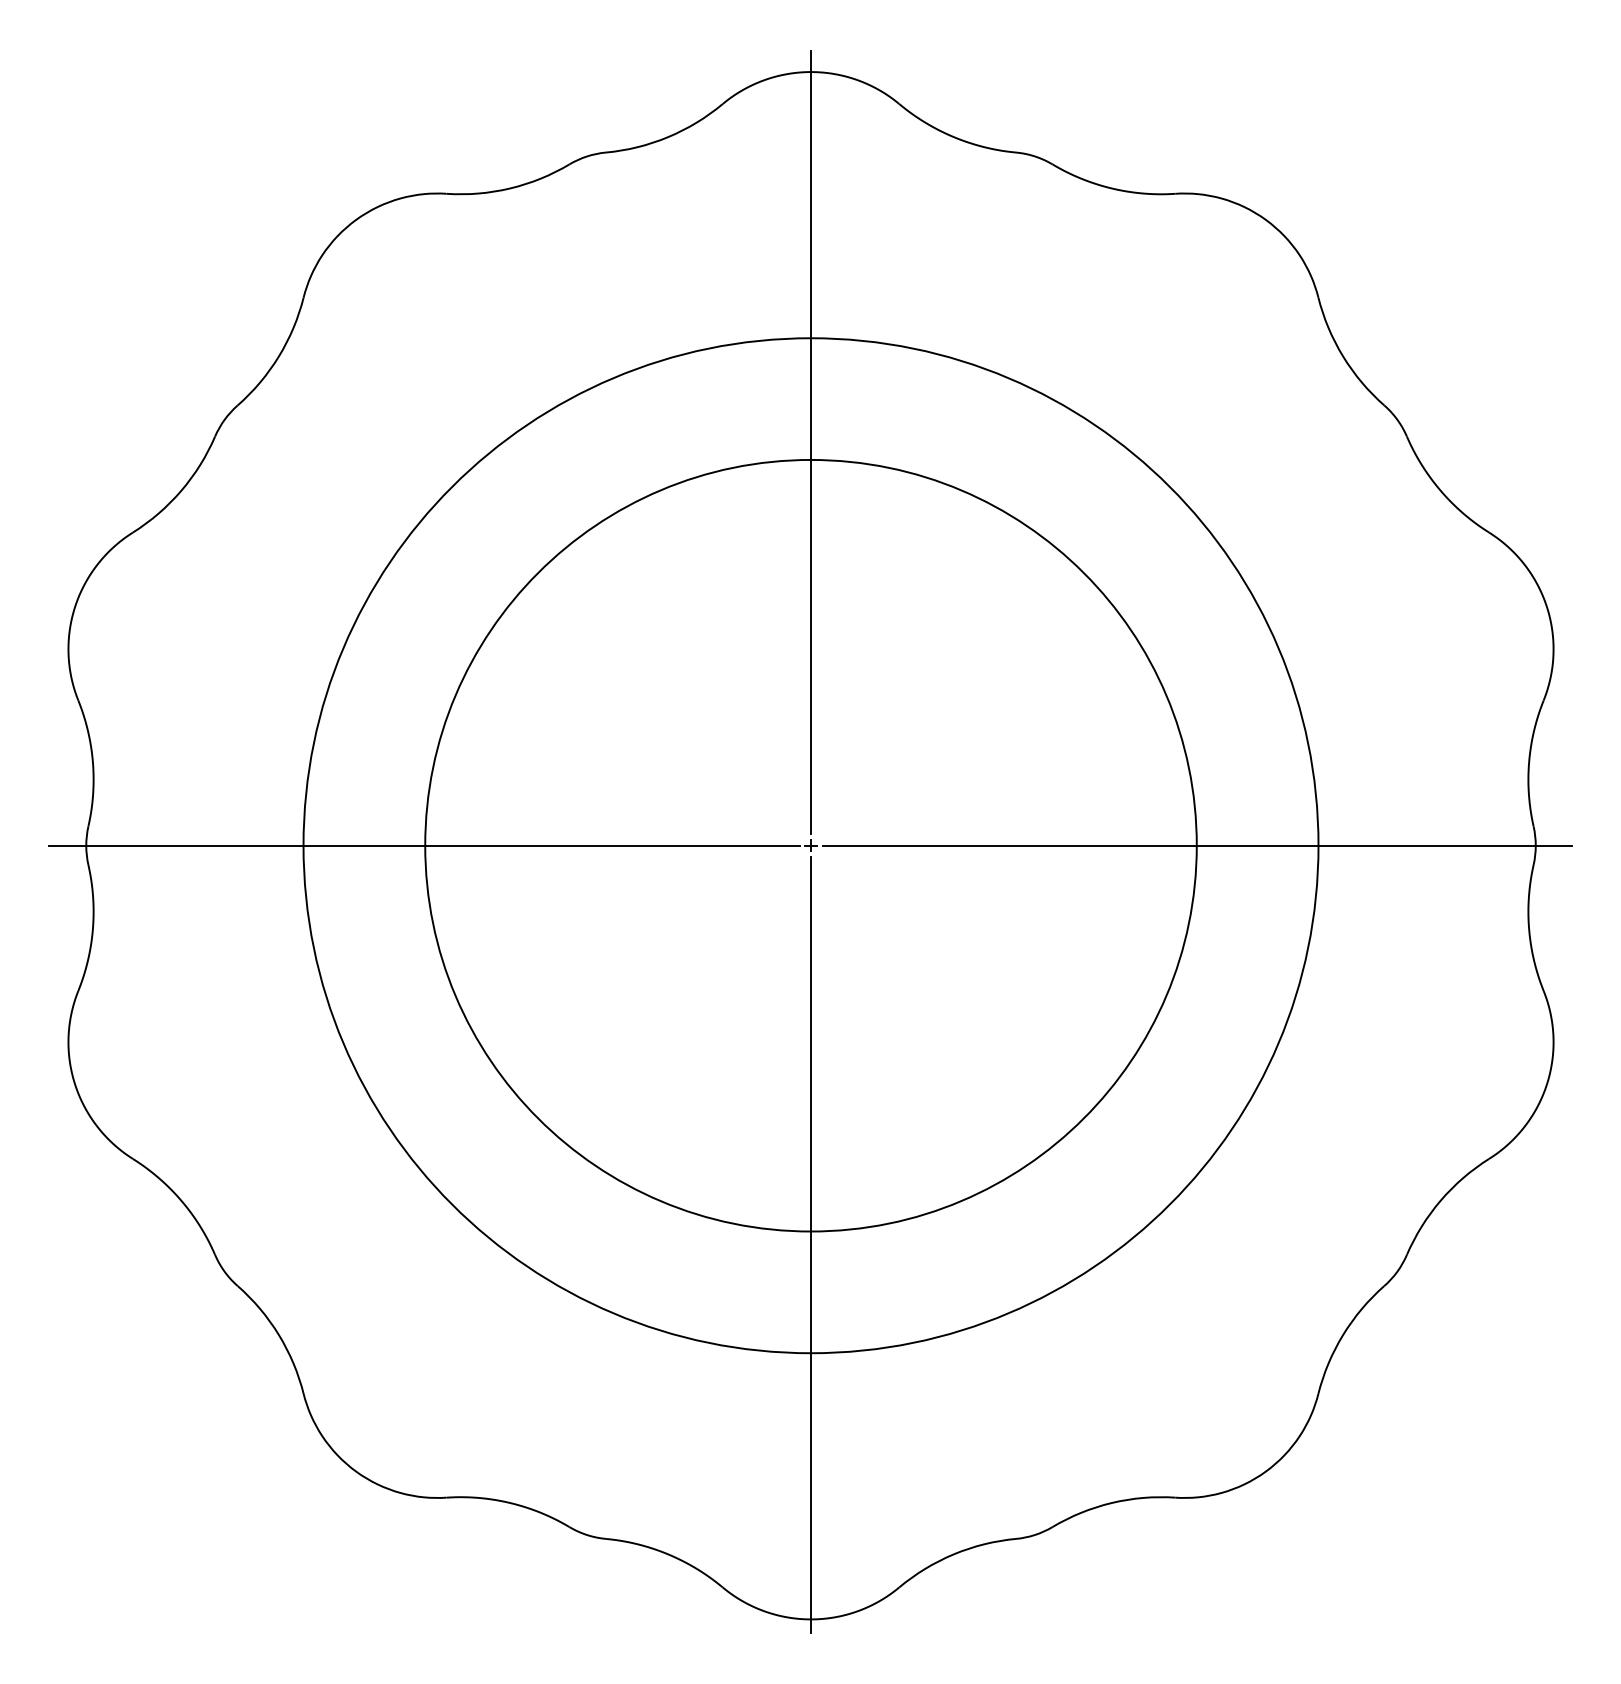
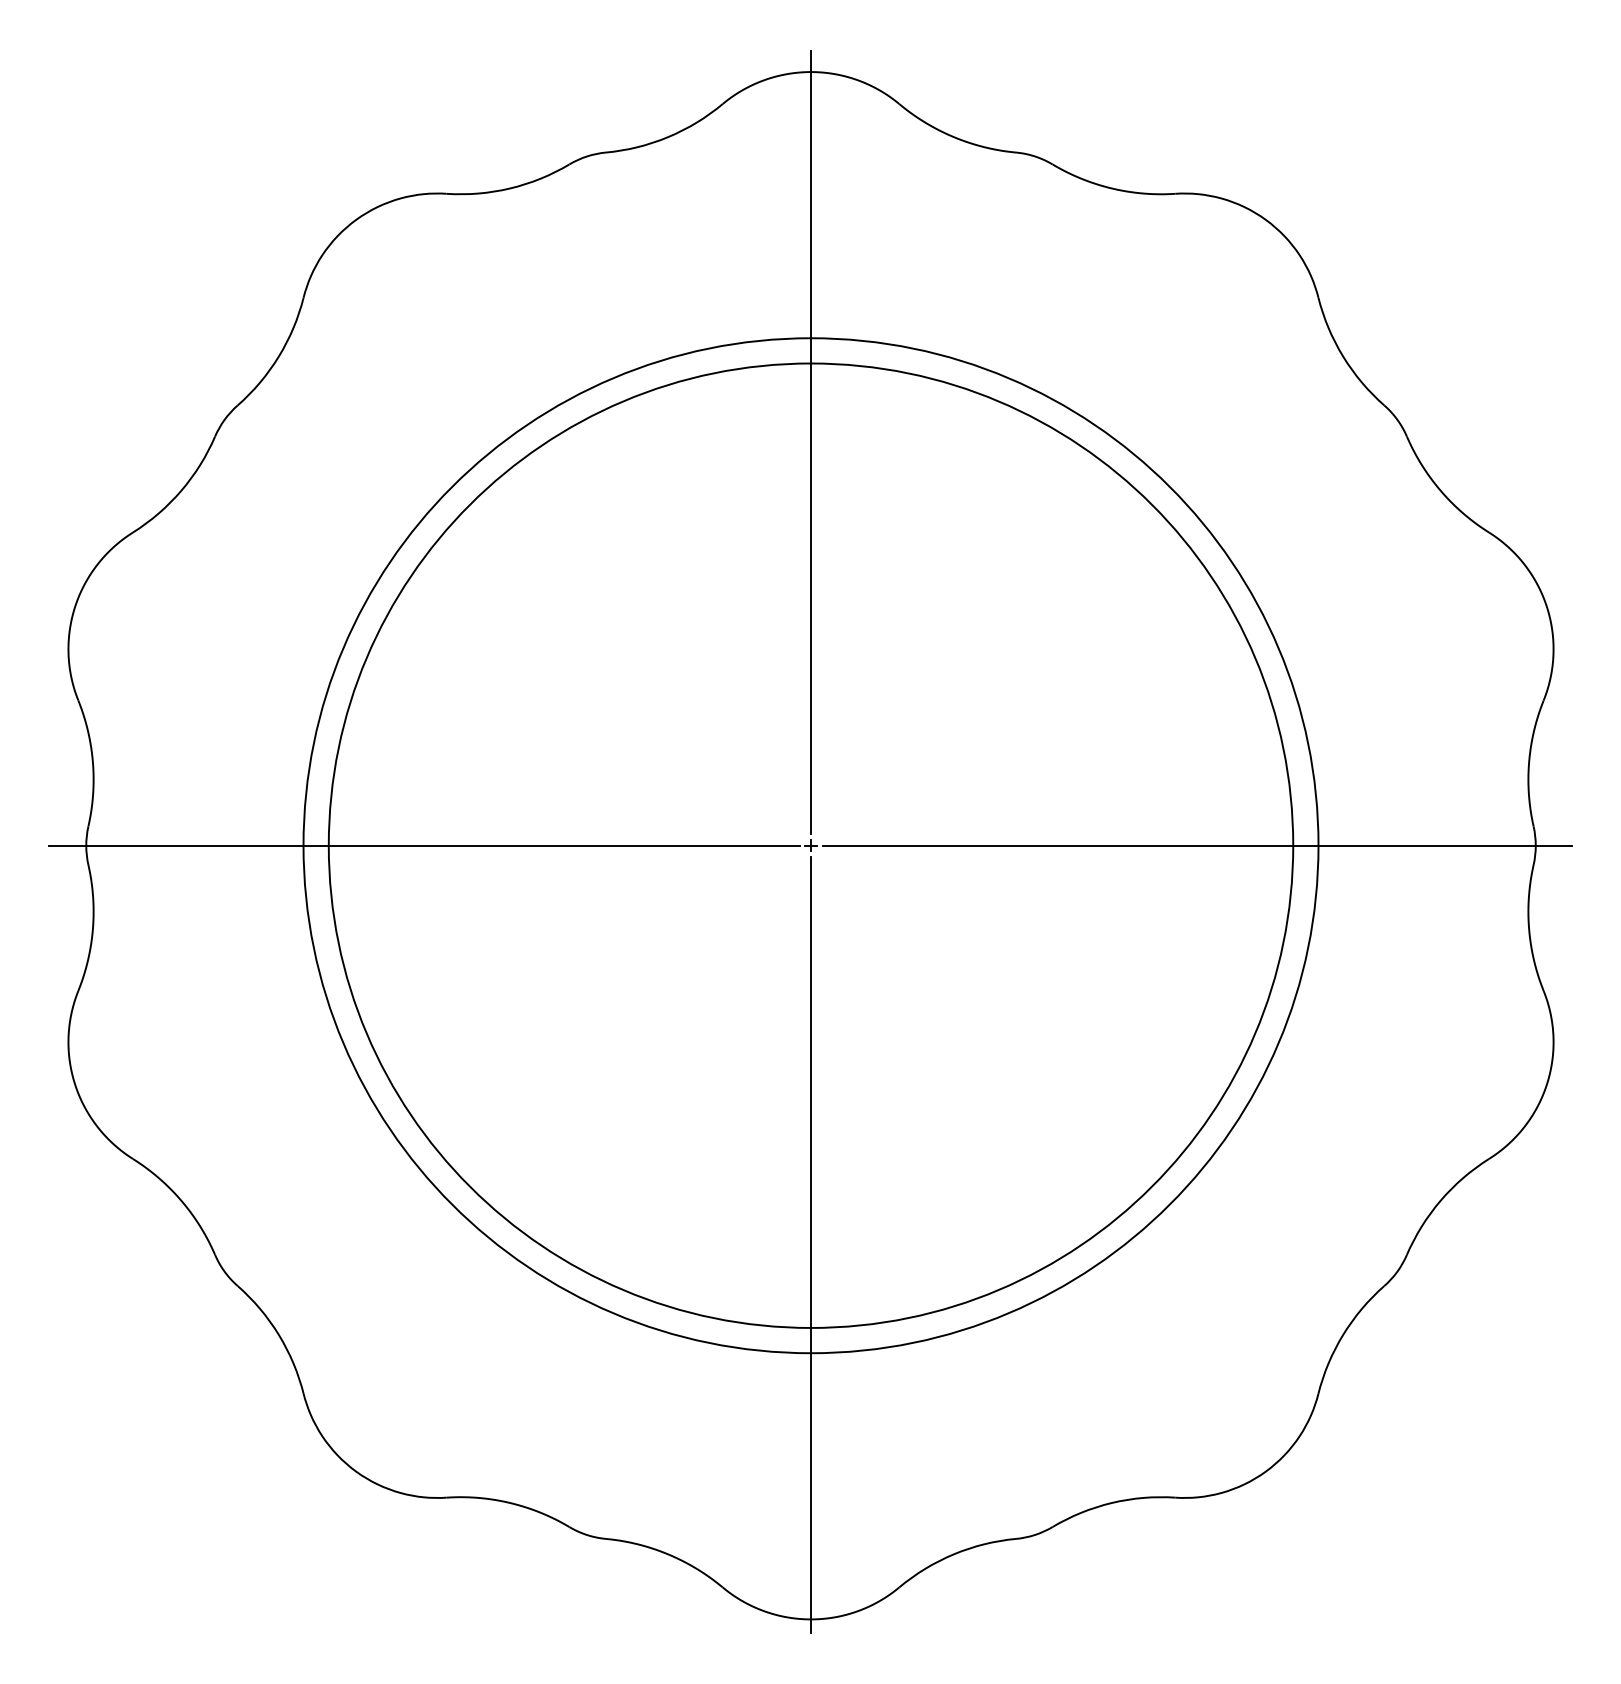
circle diameter: 772 px -> 964 px (810, 845)
